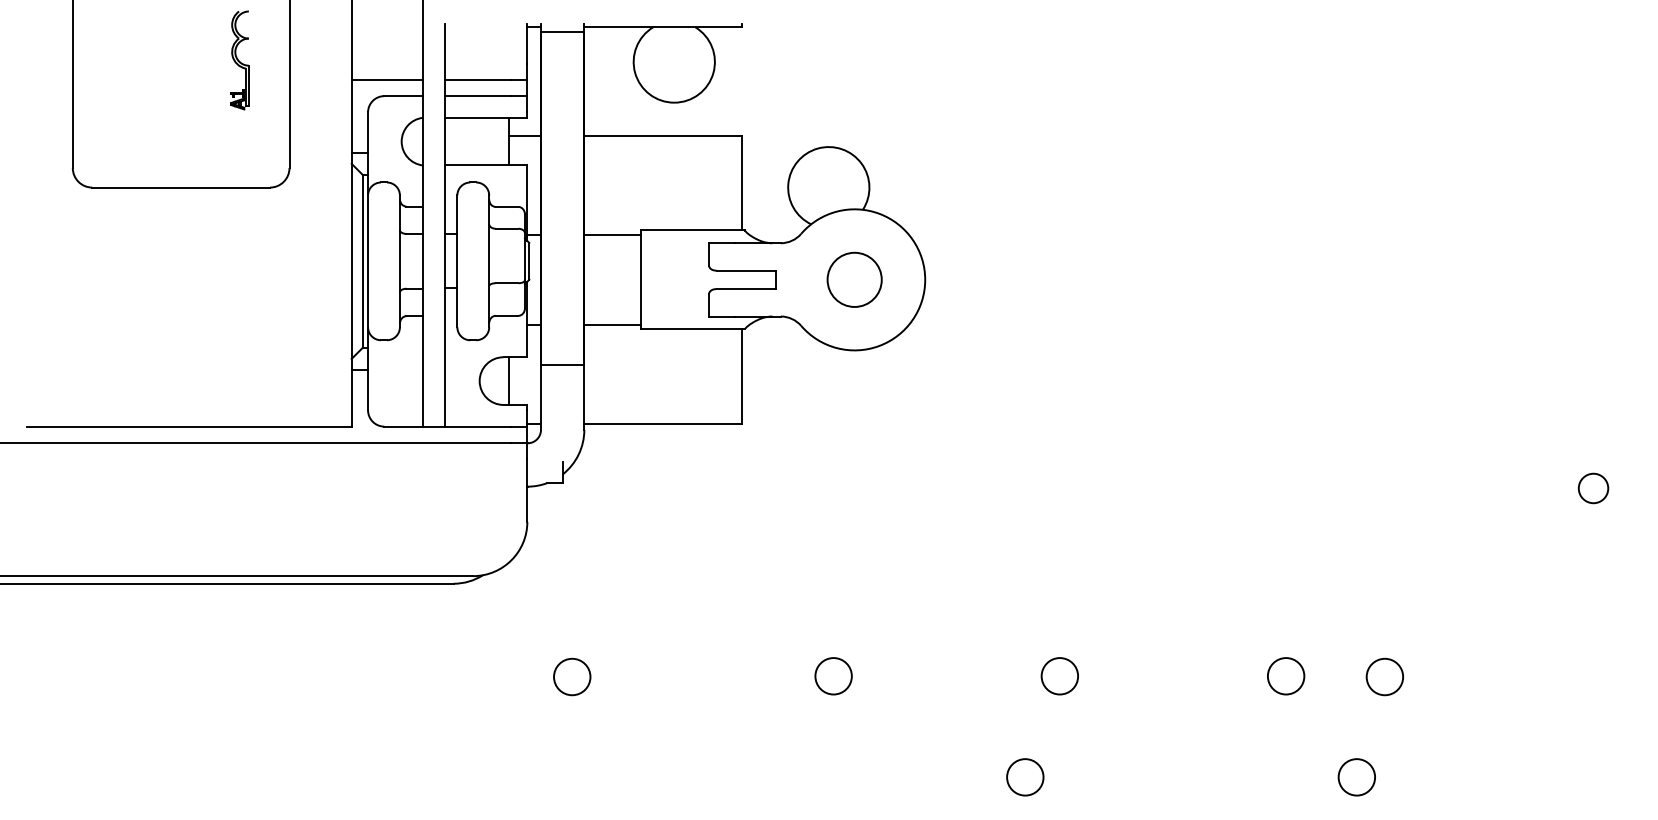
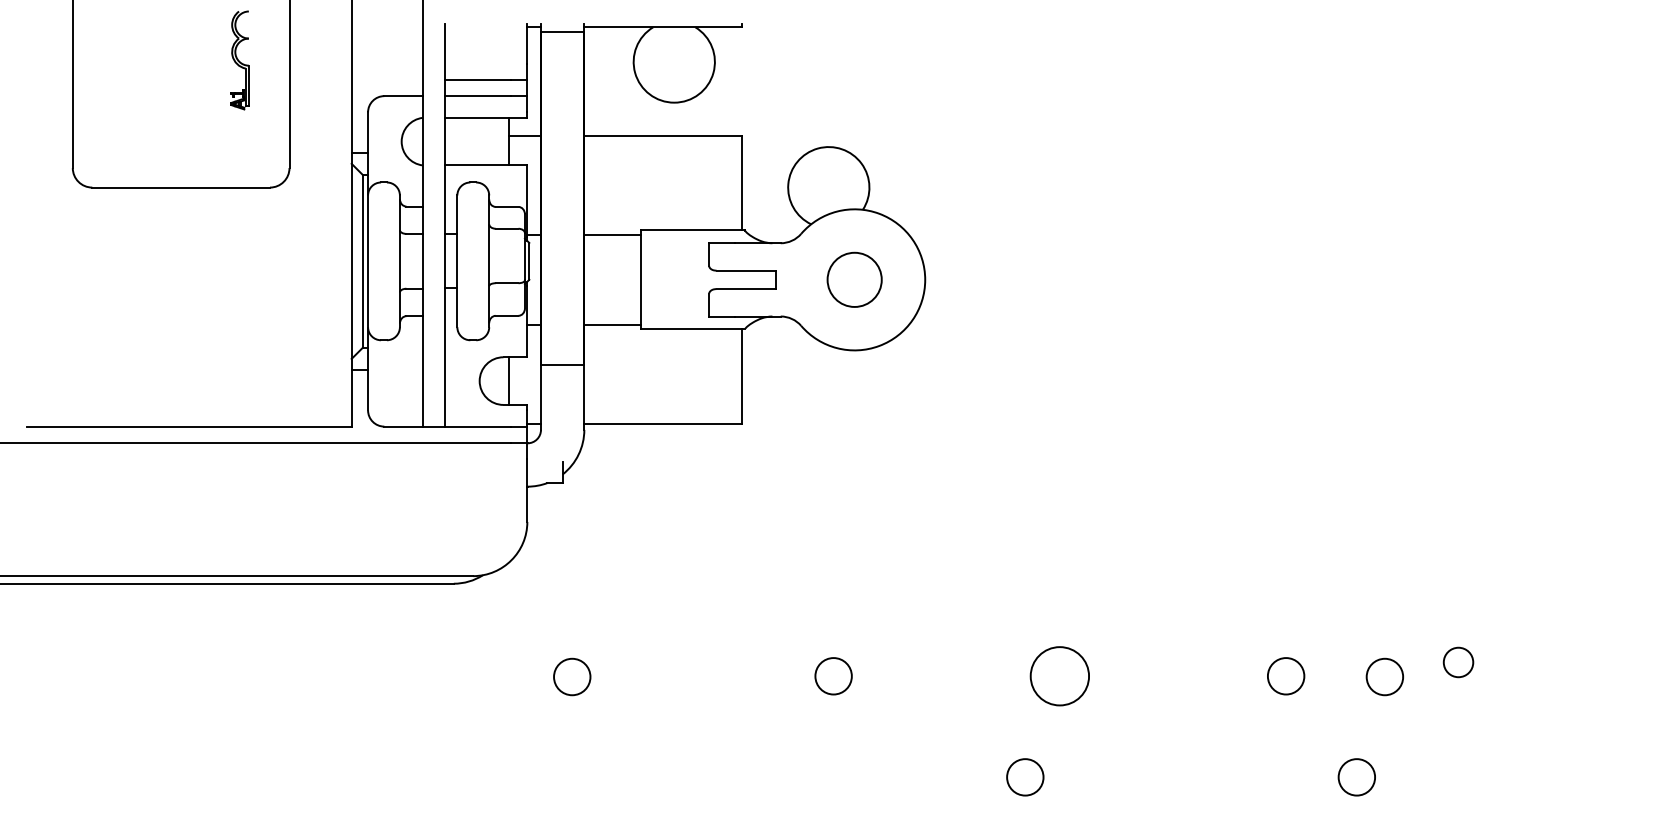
line: present -> none (386, 79)
circle position: (1593, 488) -> (1458, 662) (1458, 662)
circle diameter: 36 px -> 58 px (1059, 676)
